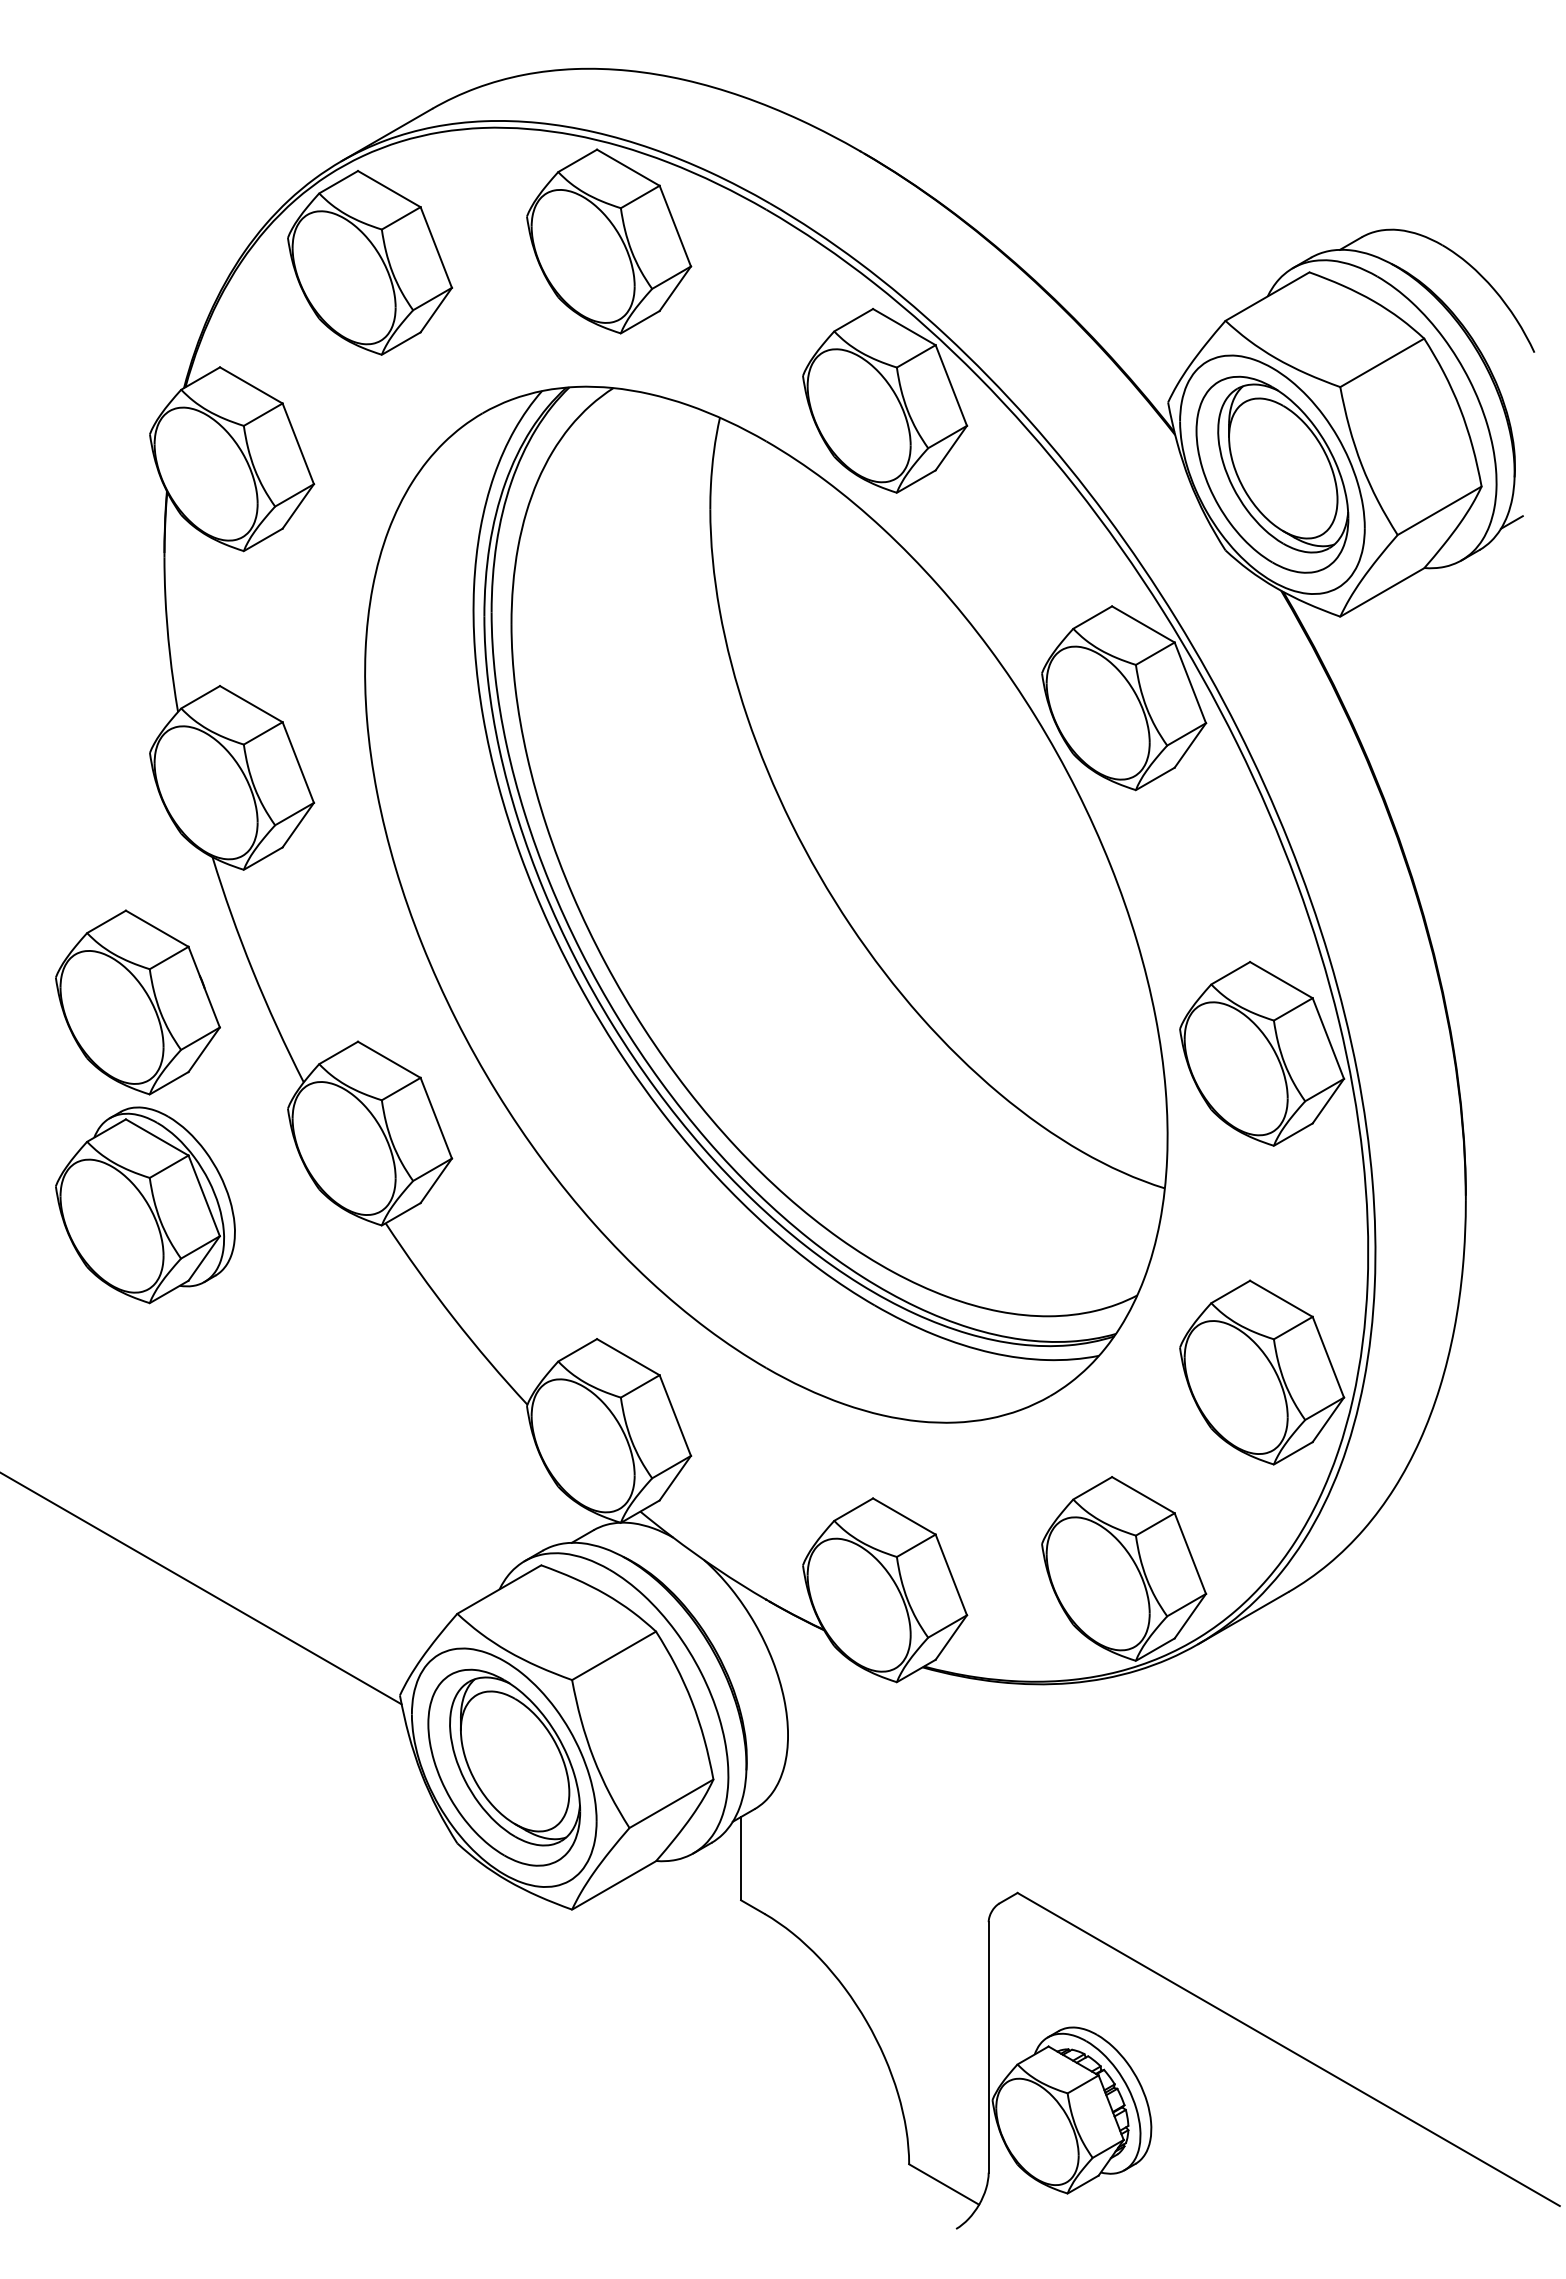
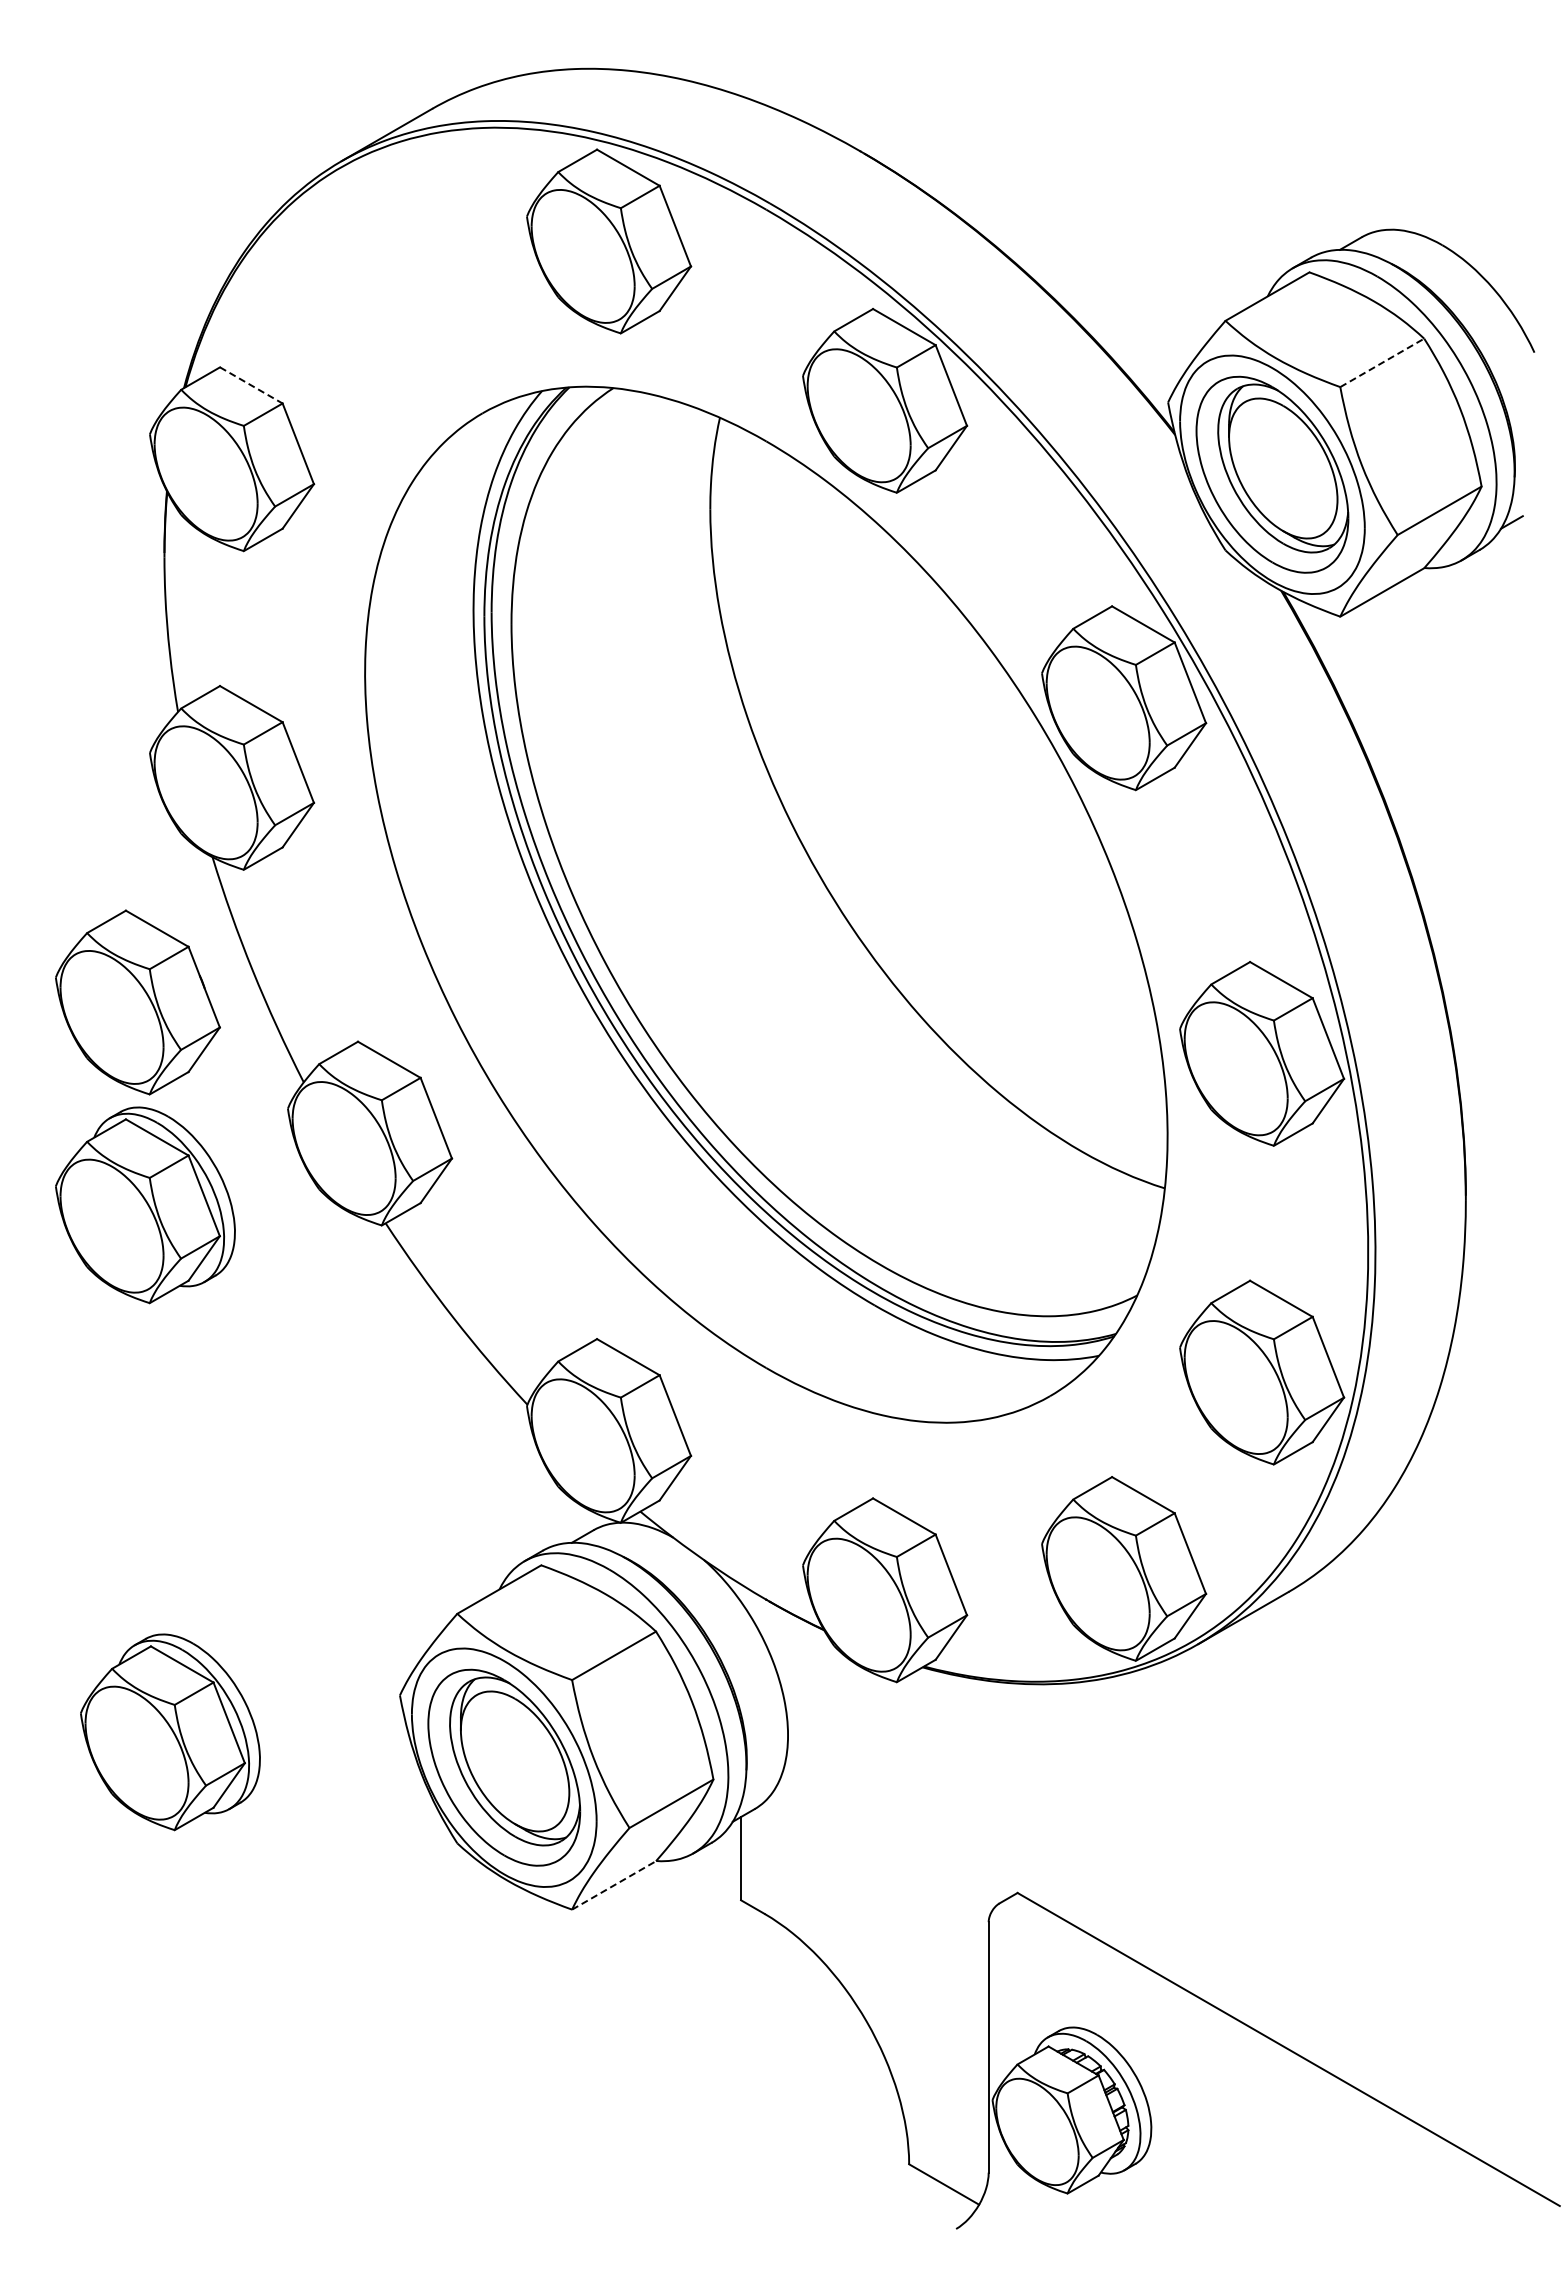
part: present -> none (370, 262)
line: solid -> dashed (1382, 362)
line: solid -> dashed (251, 385)
line: present -> none (201, 1589)
part: none -> present (170, 1732)
line: solid -> dashed (614, 1885)
